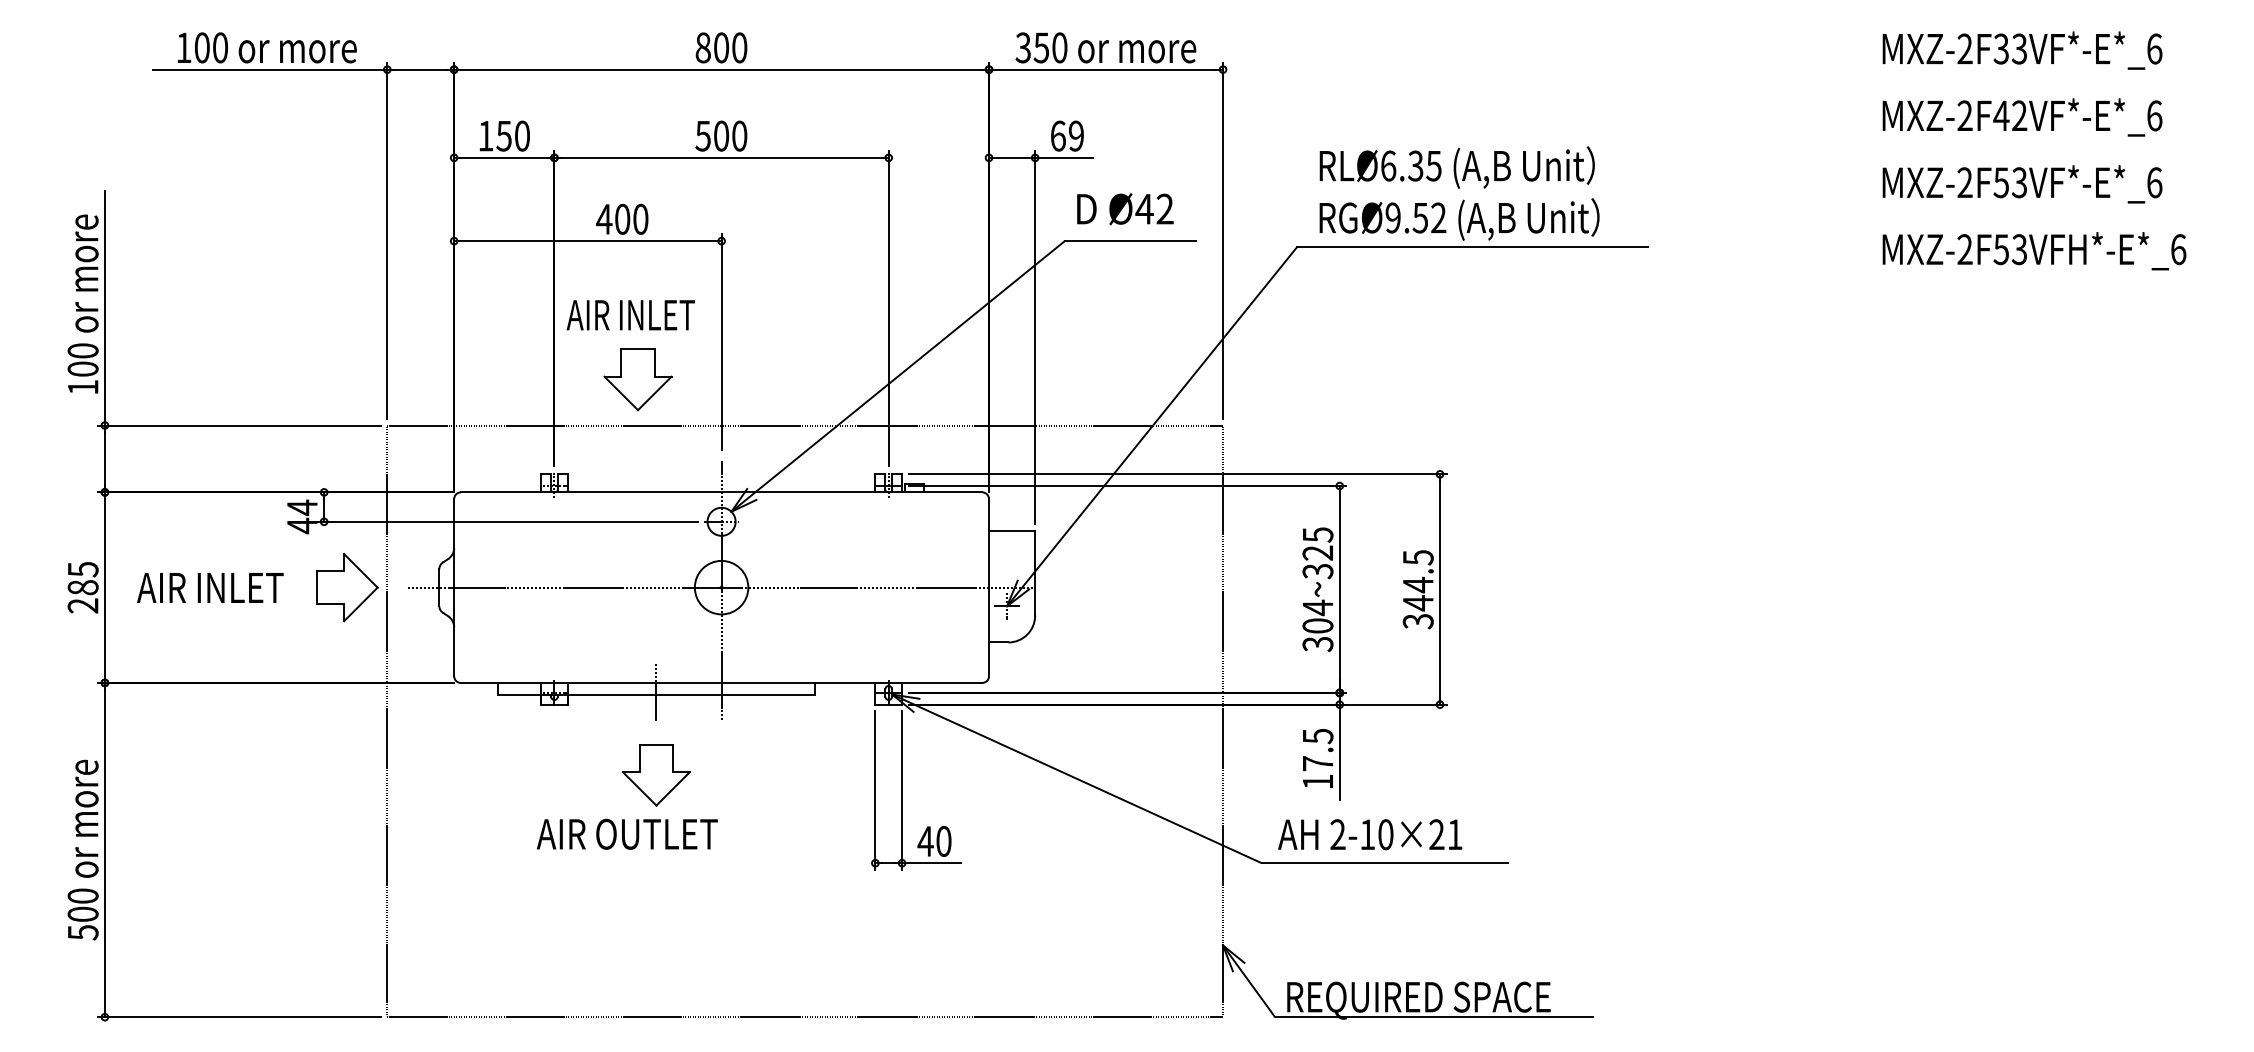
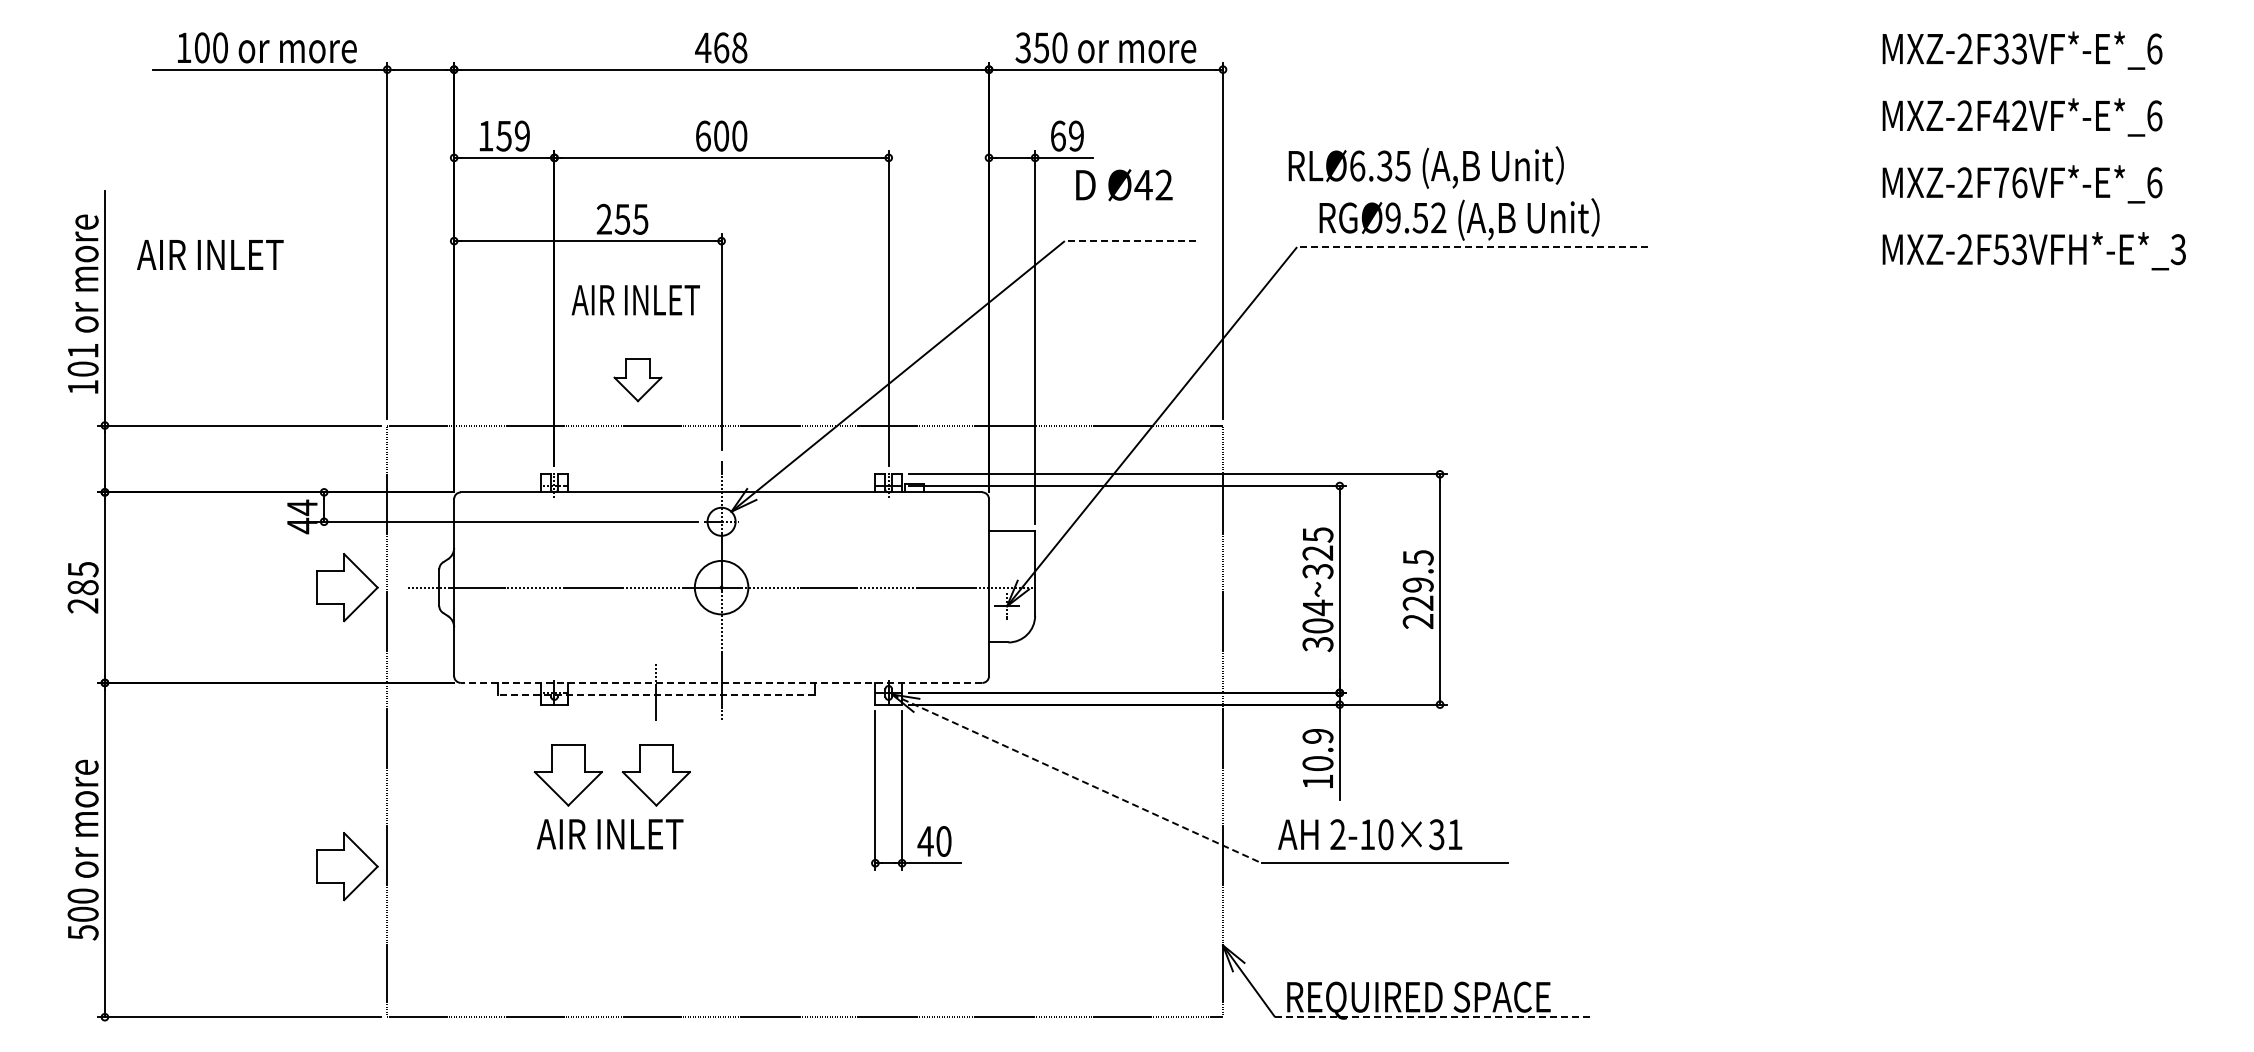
text: 800 -> 468 (721, 47)
text: 150 -> 159 (521, 135)
text: 500 -> 600 (702, 135)
text position: (1456, 167) -> (1425, 167) (1425, 167)
text: MXZ-2F53VF*-E*_6 -> MXZ-2F76VF*-E*_6 (2010, 182)
text position: (1125, 209) -> (1124, 185) (1124, 185)
text: 400 -> 255 (622, 218)
line: solid -> dashed (1130, 241)
line: solid -> dashed (1472, 247)
text: MXZ-2F53VFH*-E*_6 -> MXZ-2F53VFH*-E*_3 (2178, 249)
text position: (630, 315) -> (635, 300) (635, 300)
text: 100 -> 101 (82, 350)
part size: 70x64 px -> 50x45 px (637, 380)
text position: (210, 587) -> (210, 254) (210, 254)
text: 344.5 -> 229.5 (1417, 602)
line: solid -> dashed (721, 682)
line: solid -> dashed (656, 694)
text: 17.5 -> 10.9 (1317, 750)
part: none -> present (567, 775)
line: solid -> dashed (1077, 779)
text: AIR OUTLET -> AIR INLET (656, 833)
text: 2-10×21 -> 2-10×31 (1436, 834)
part: none -> present (347, 866)
line: solid -> dashed (1434, 1017)
